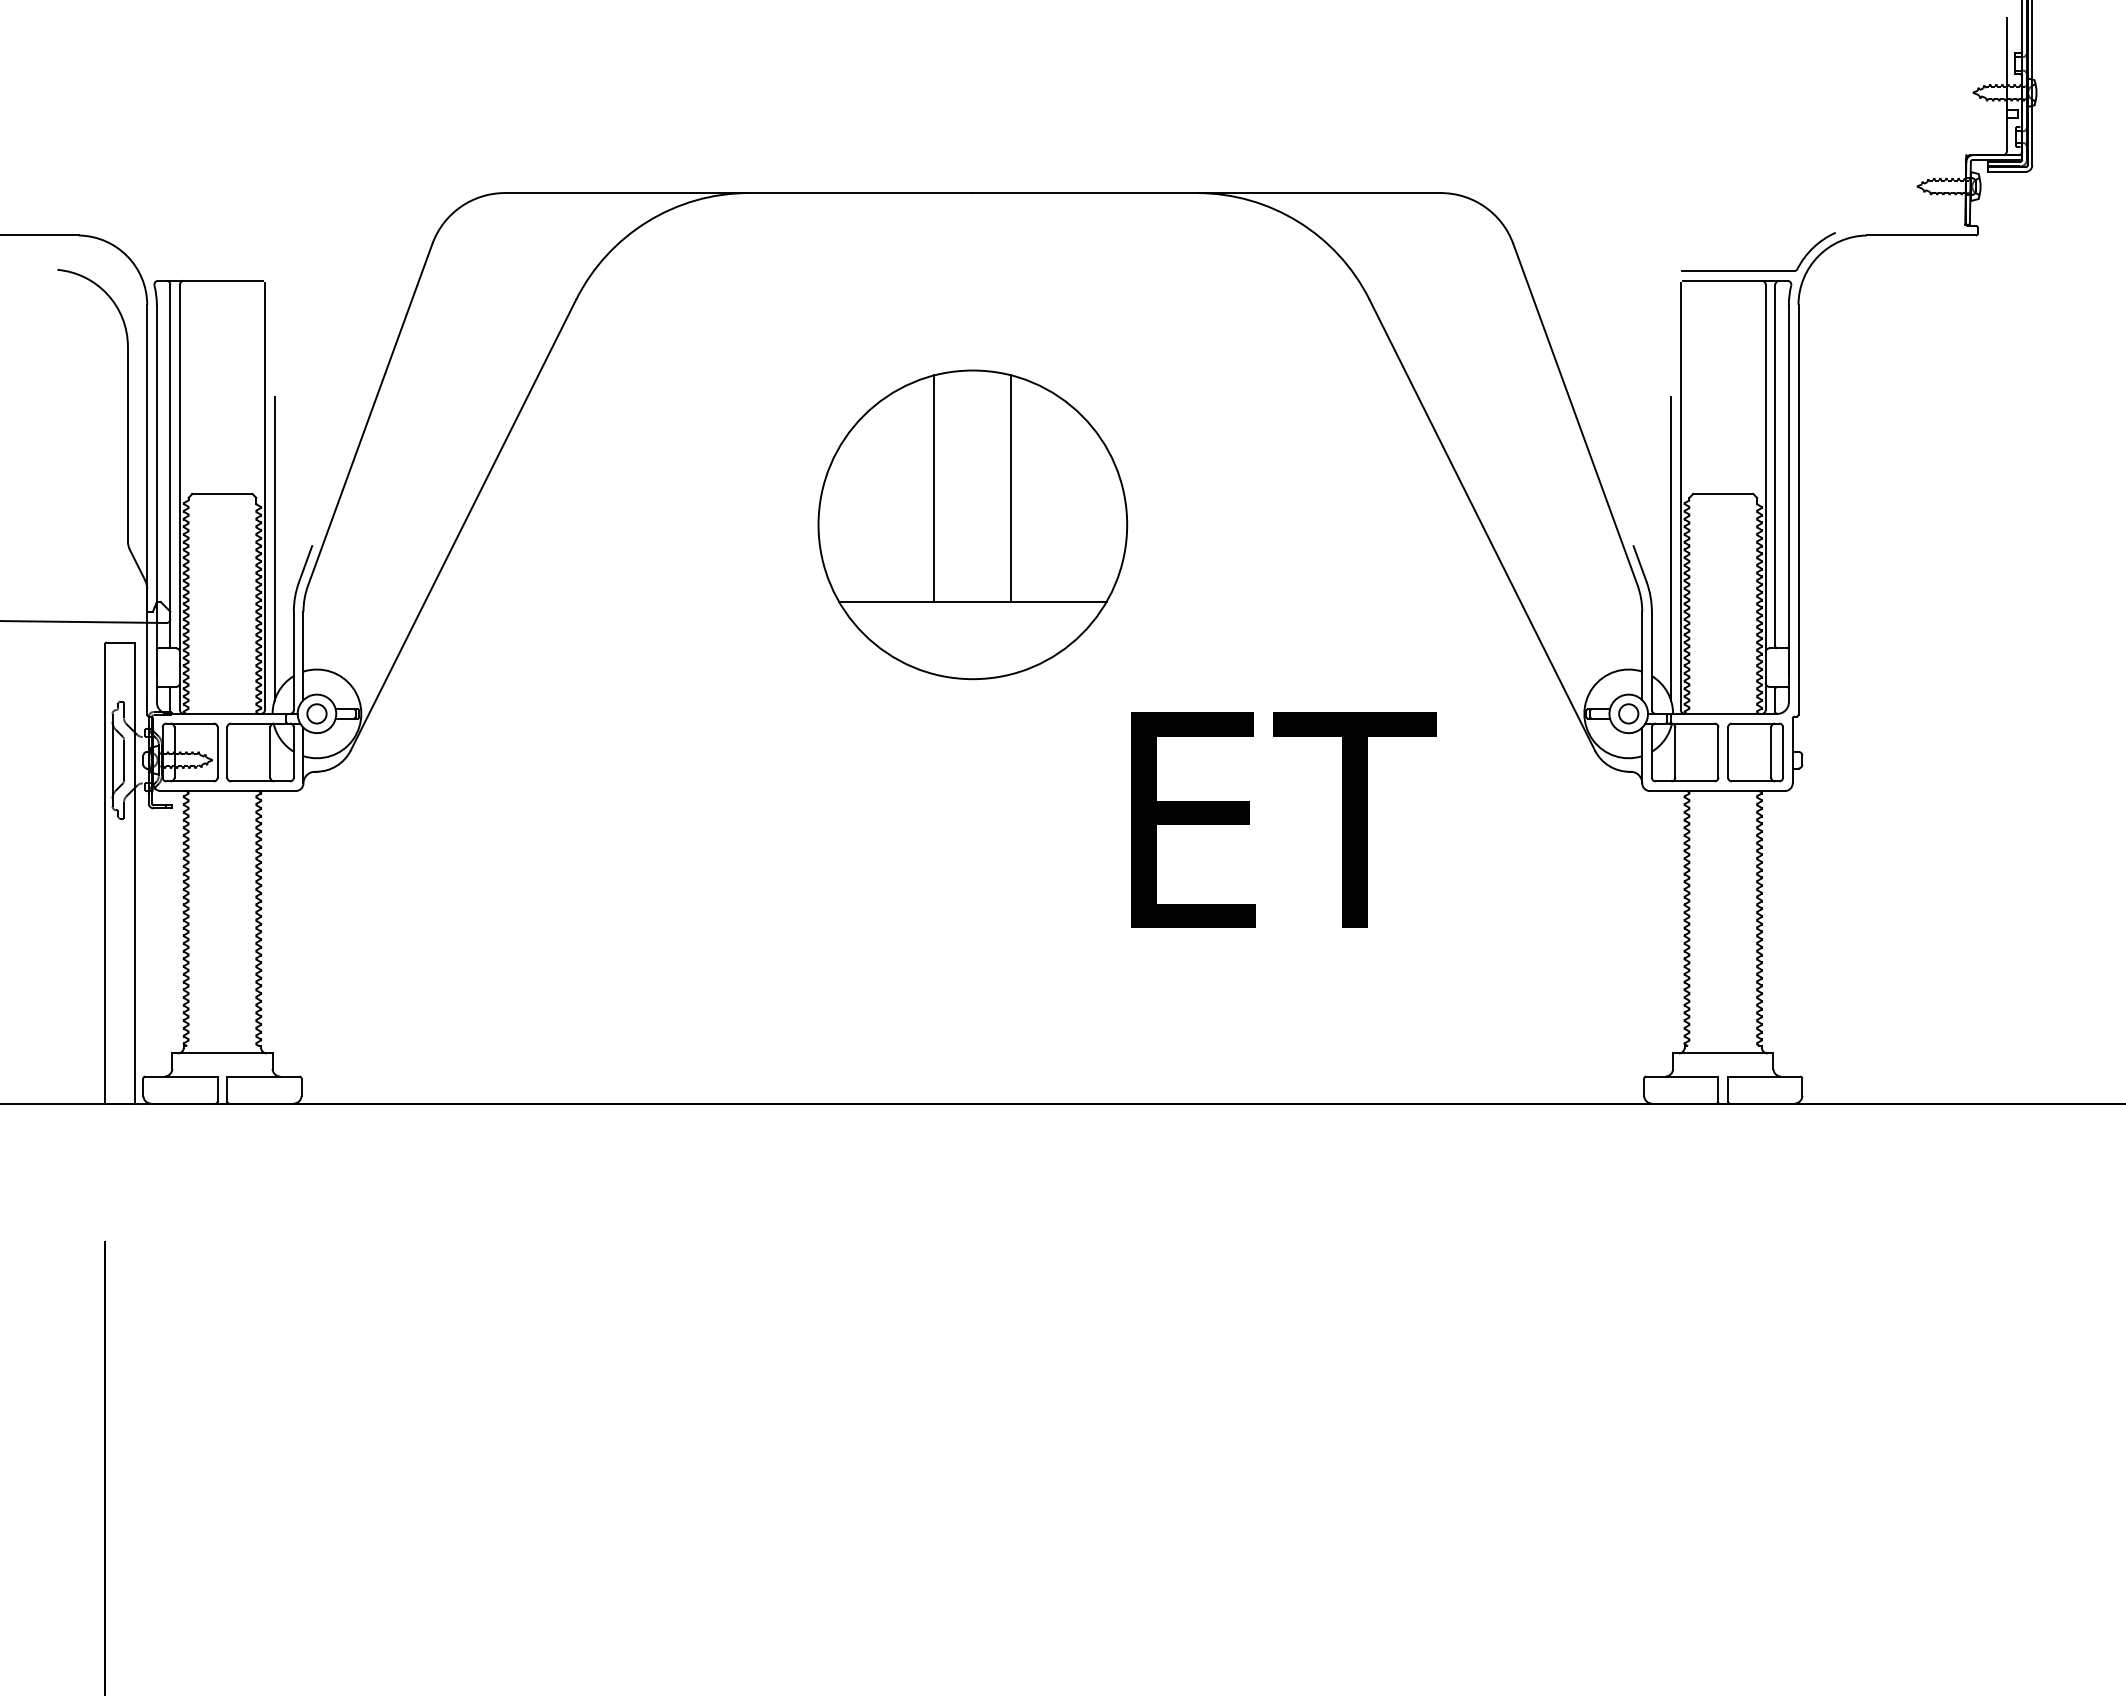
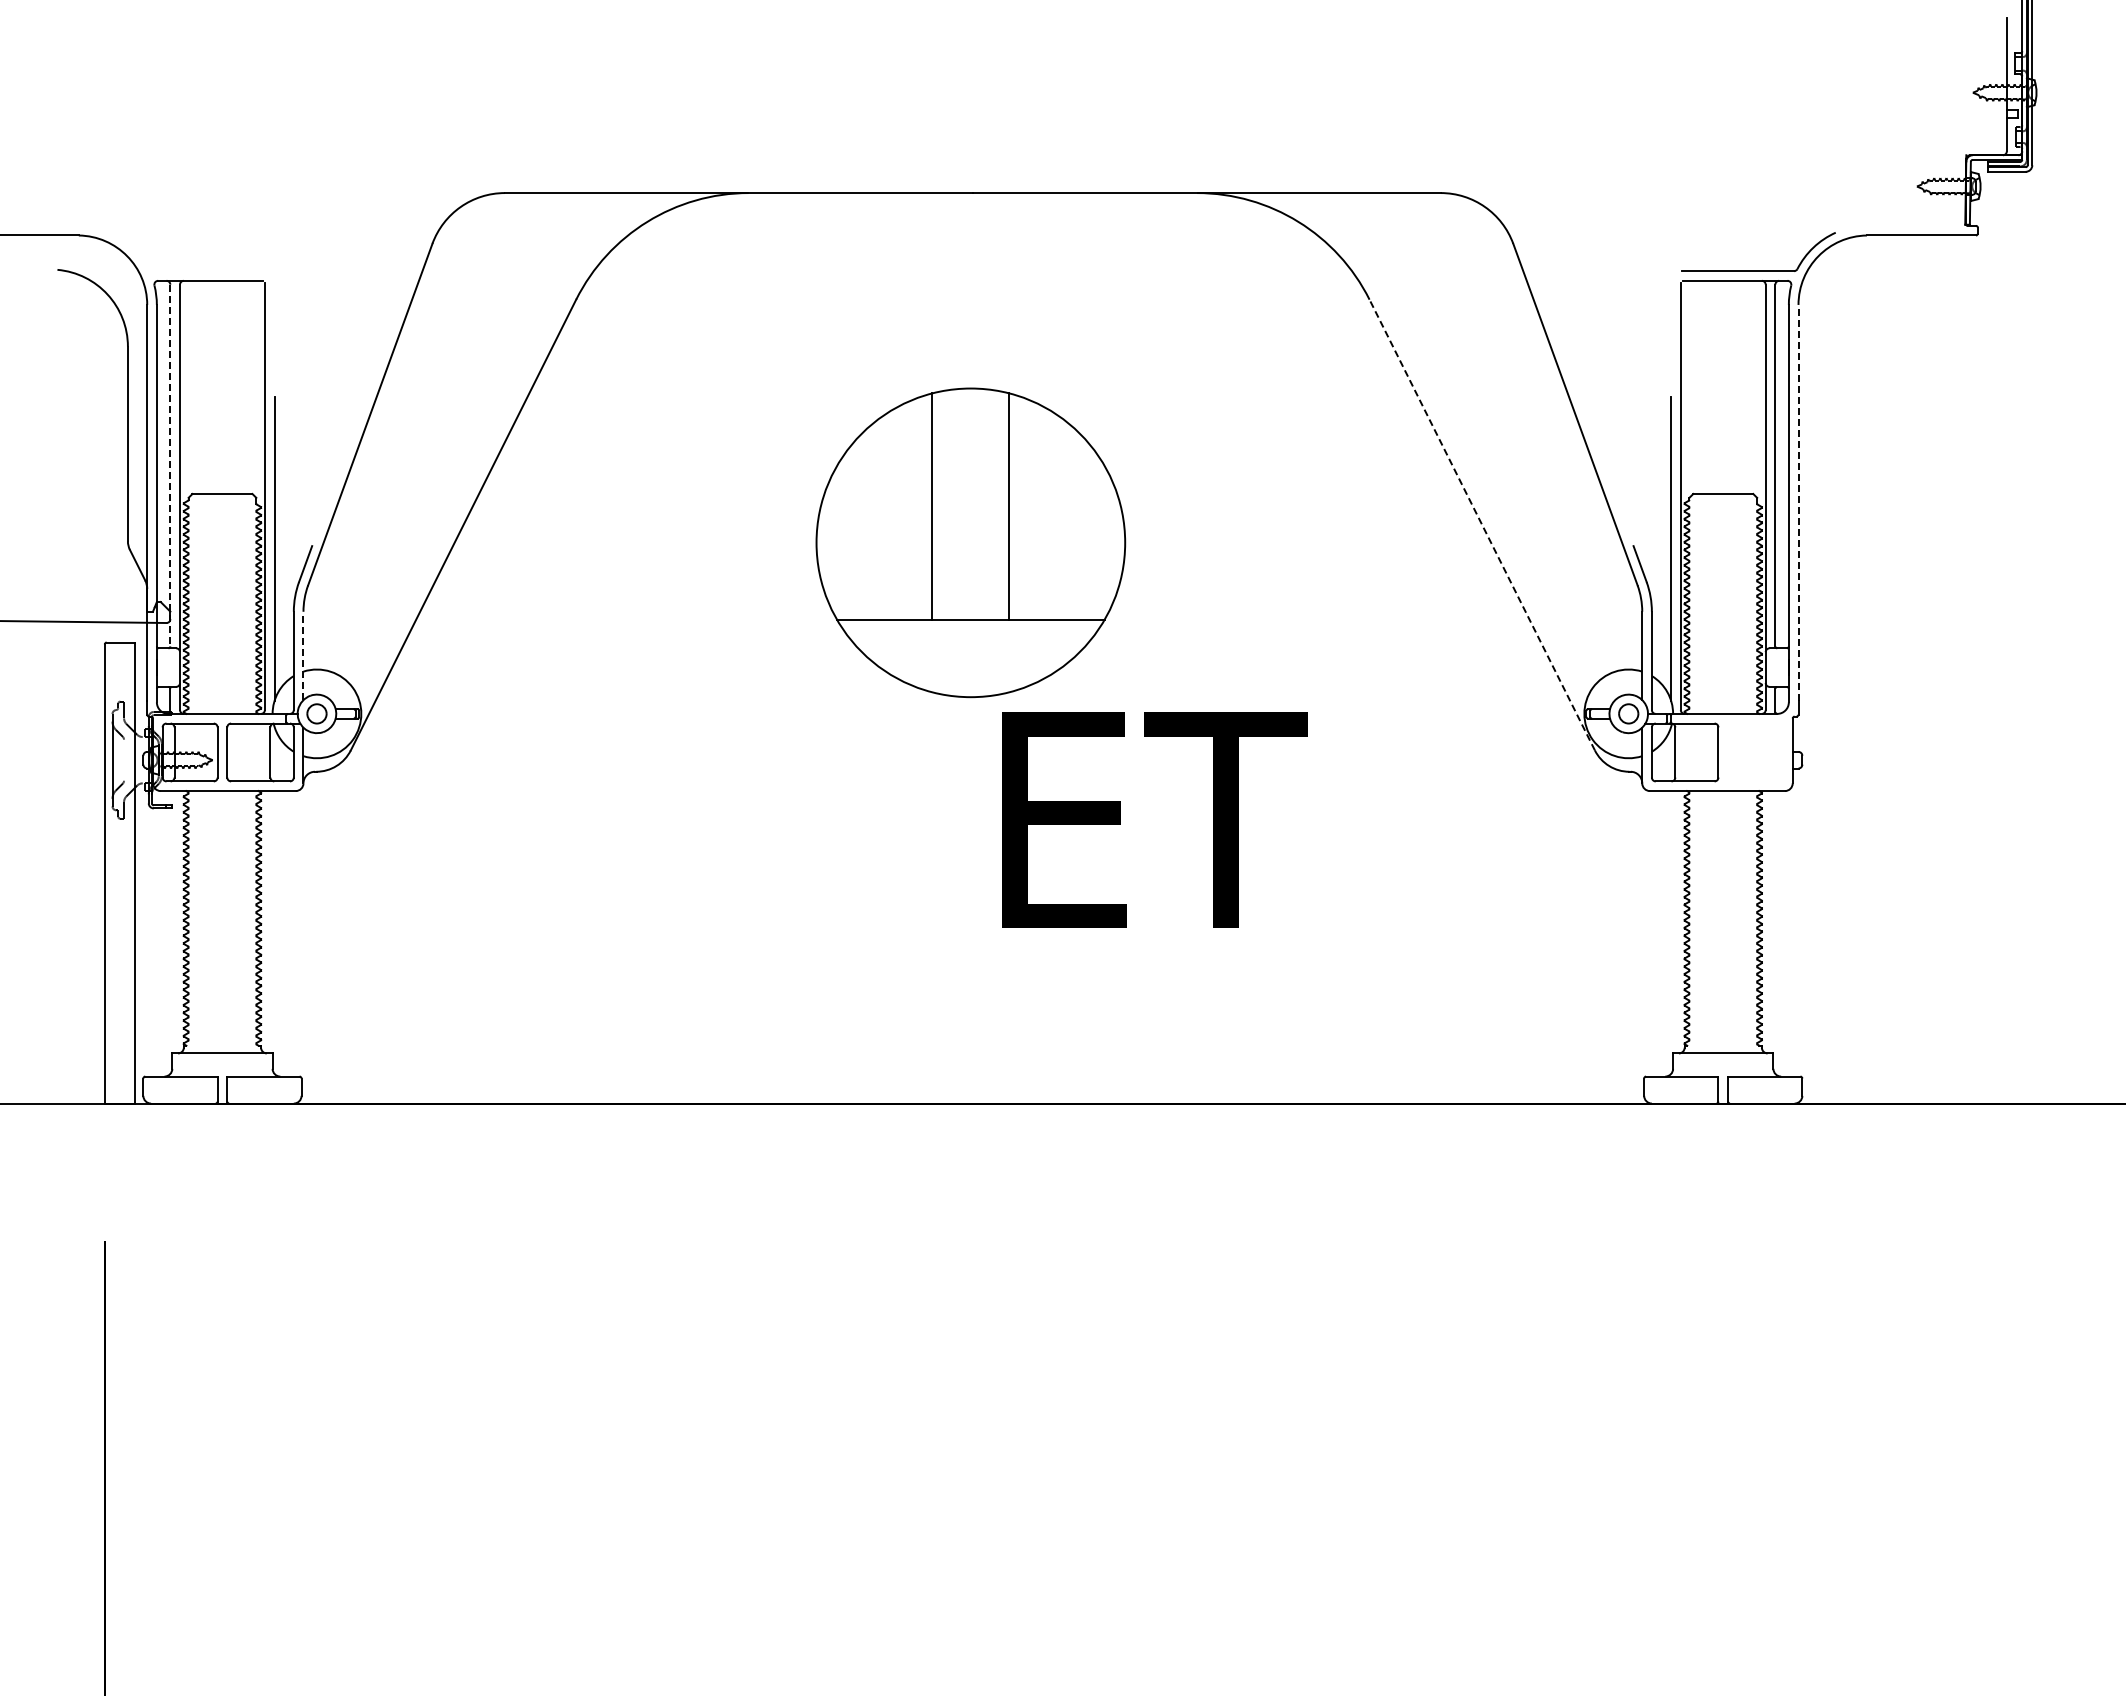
line: solid -> dashed (170, 465)
line: solid -> dashed (1798, 502)
part position: (972, 524) -> (970, 542) (970, 542)
line: solid -> dashed (1482, 525)
line: solid -> dashed (303, 655)
part: present -> none (1755, 752)
line: present -> none (124, 759)
text position: (1283, 819) -> (1154, 819) (1154, 819)
